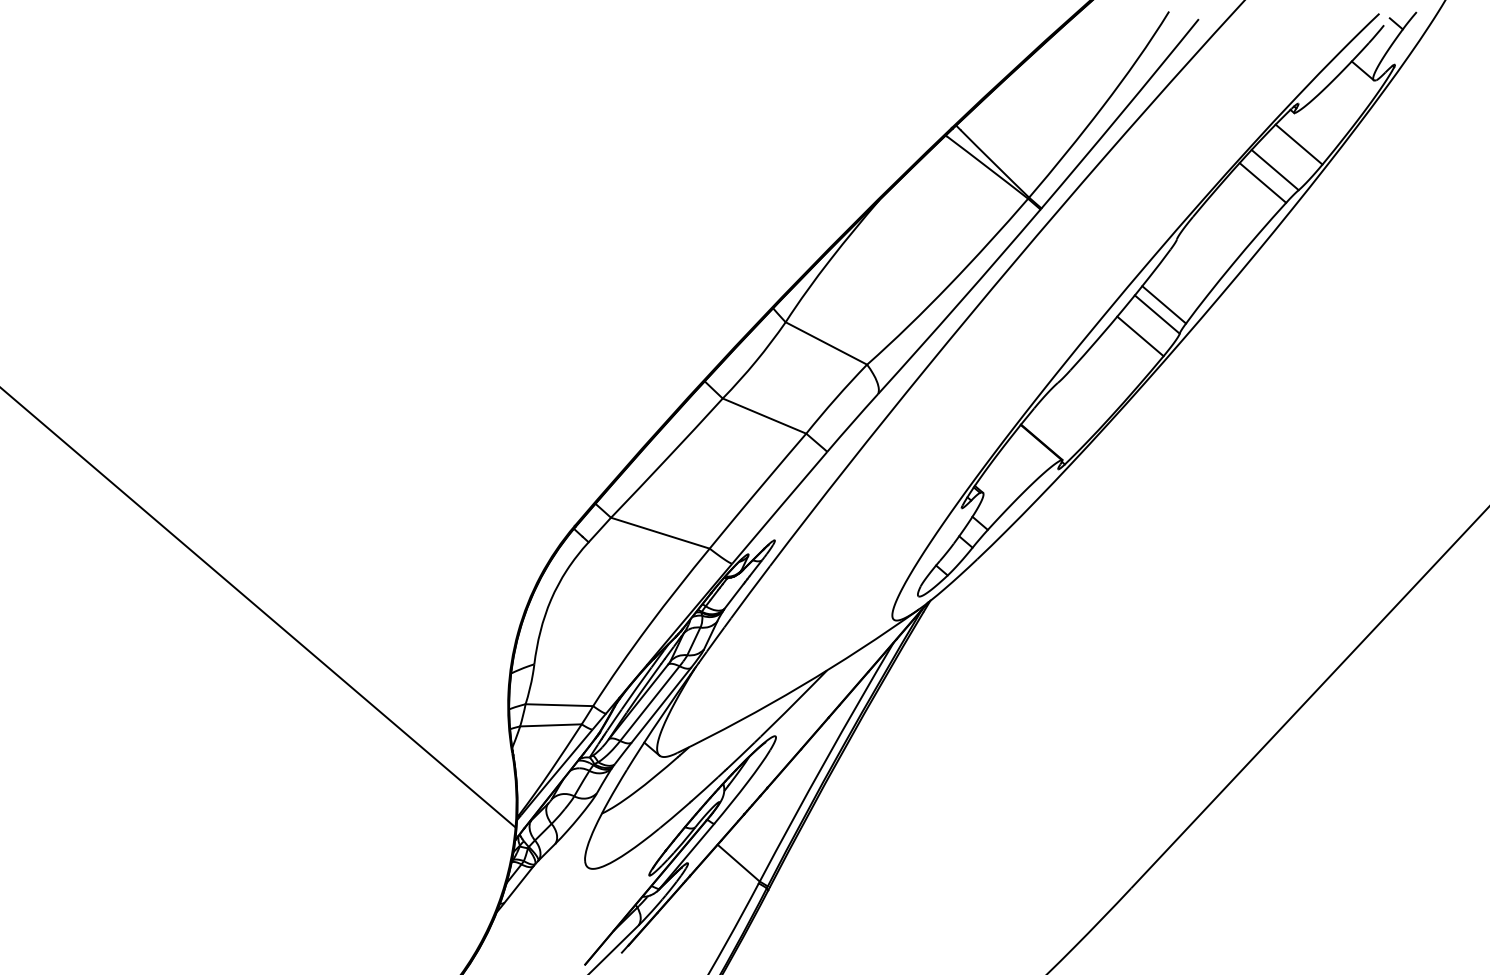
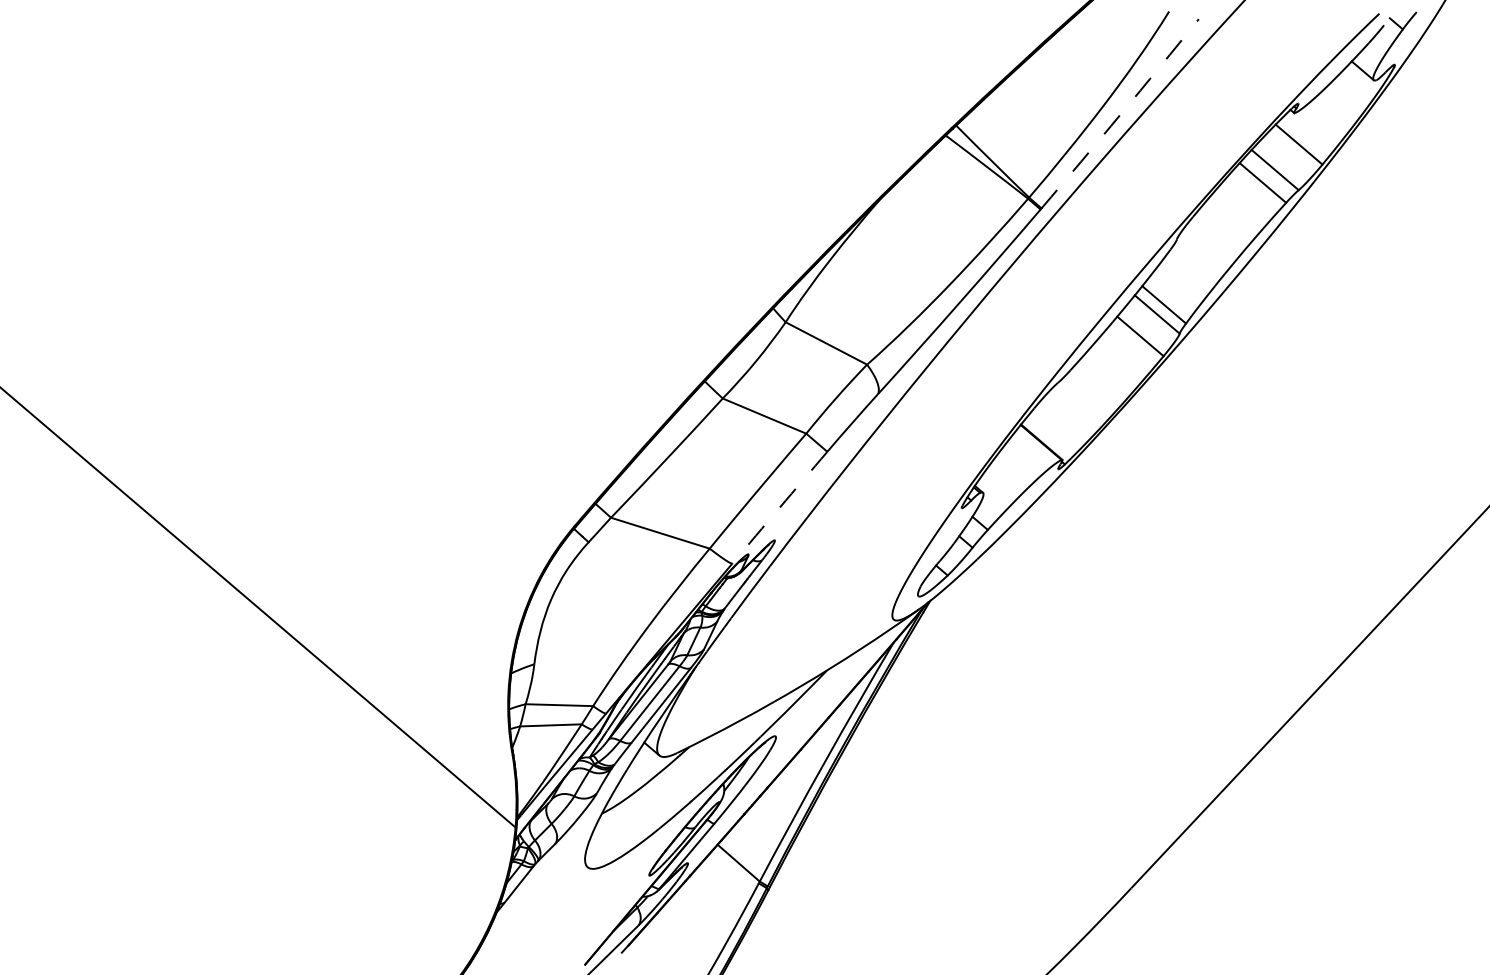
arc: solid -> dashed (1120, 114)
arc: solid -> dashed (779, 507)
